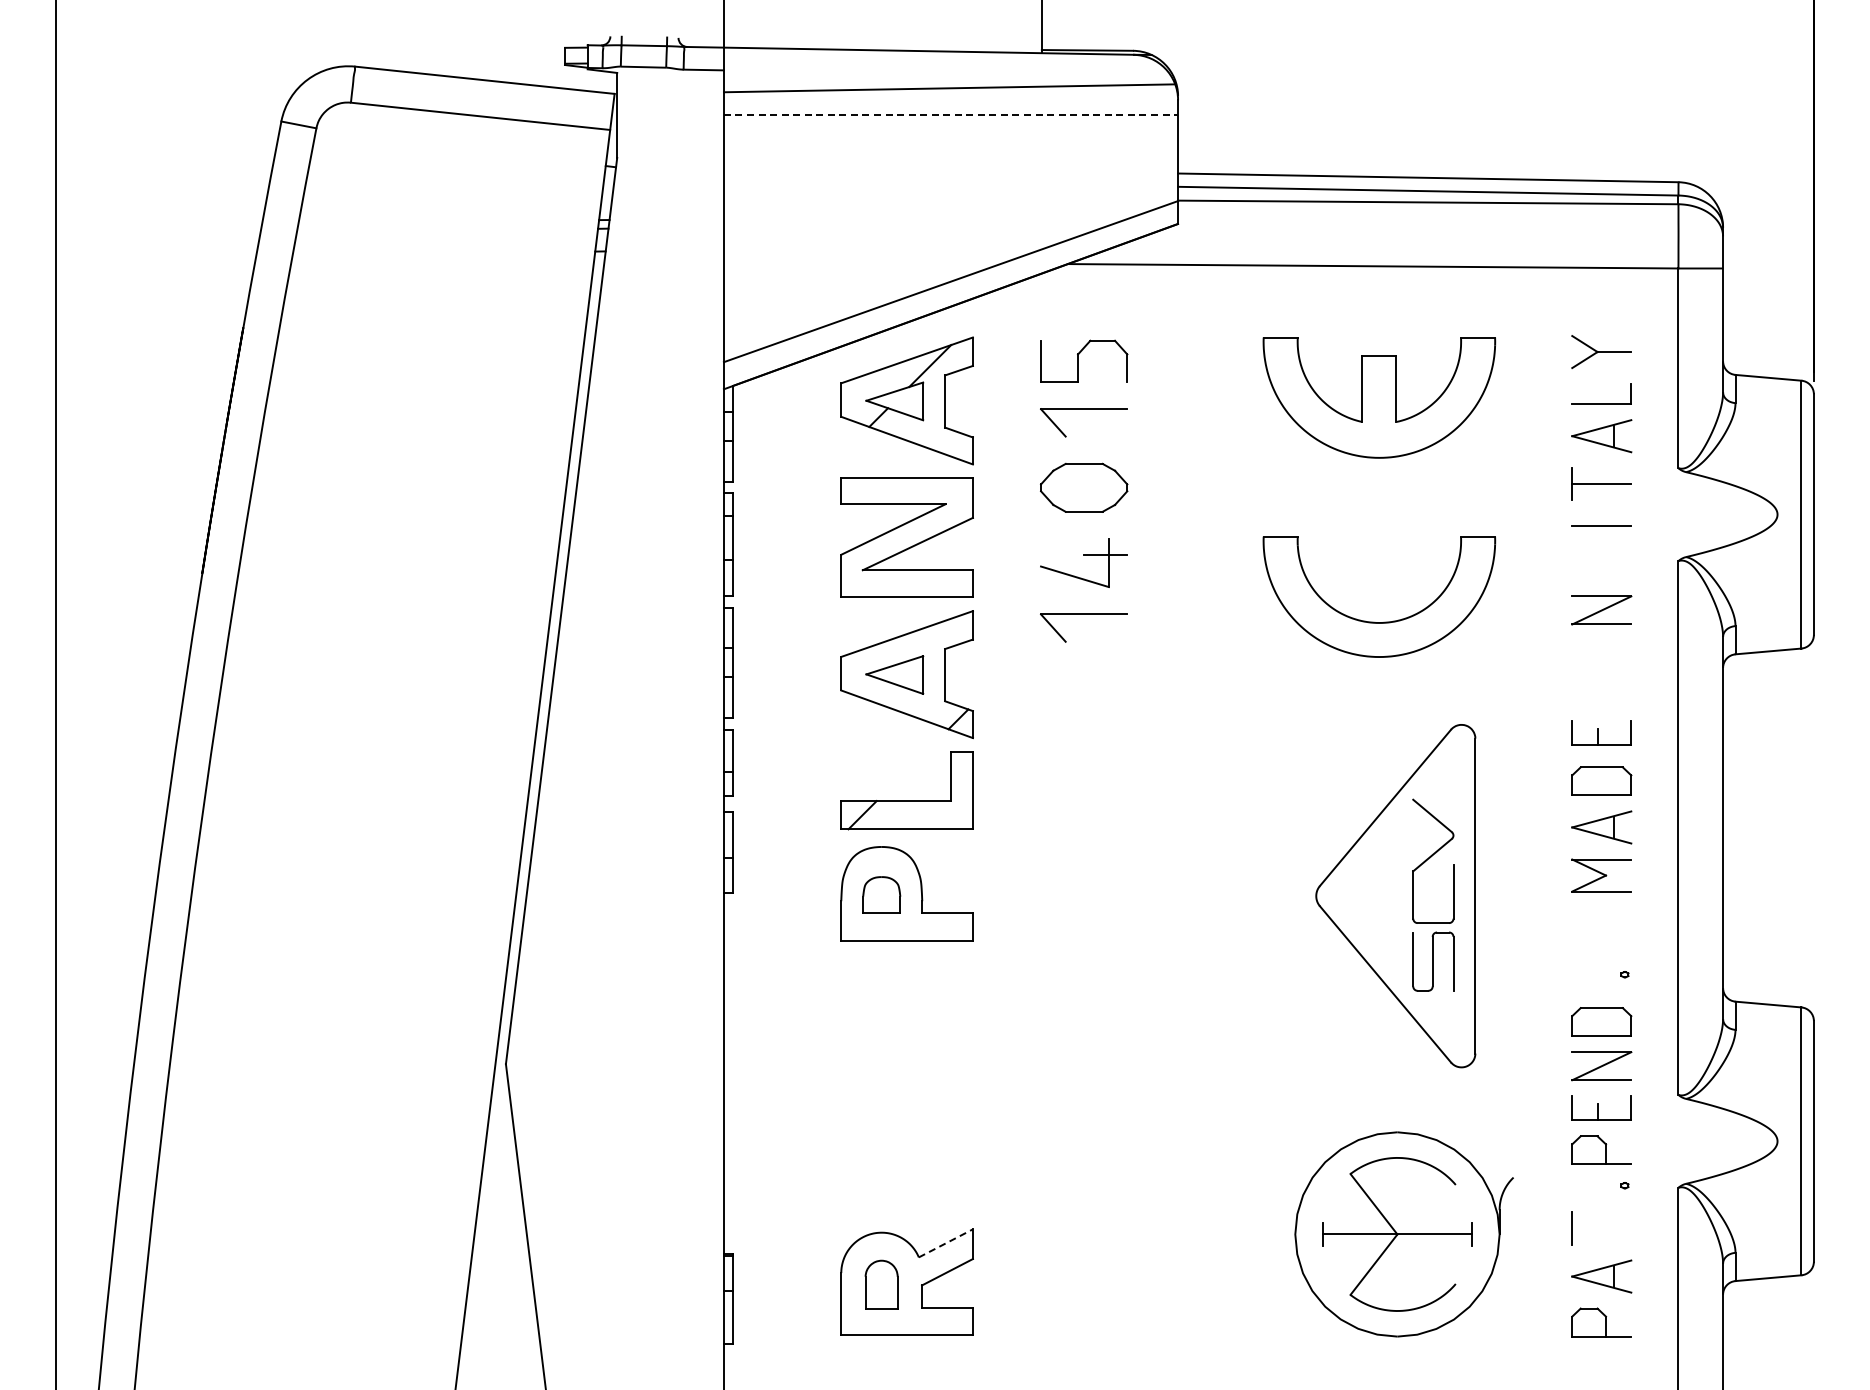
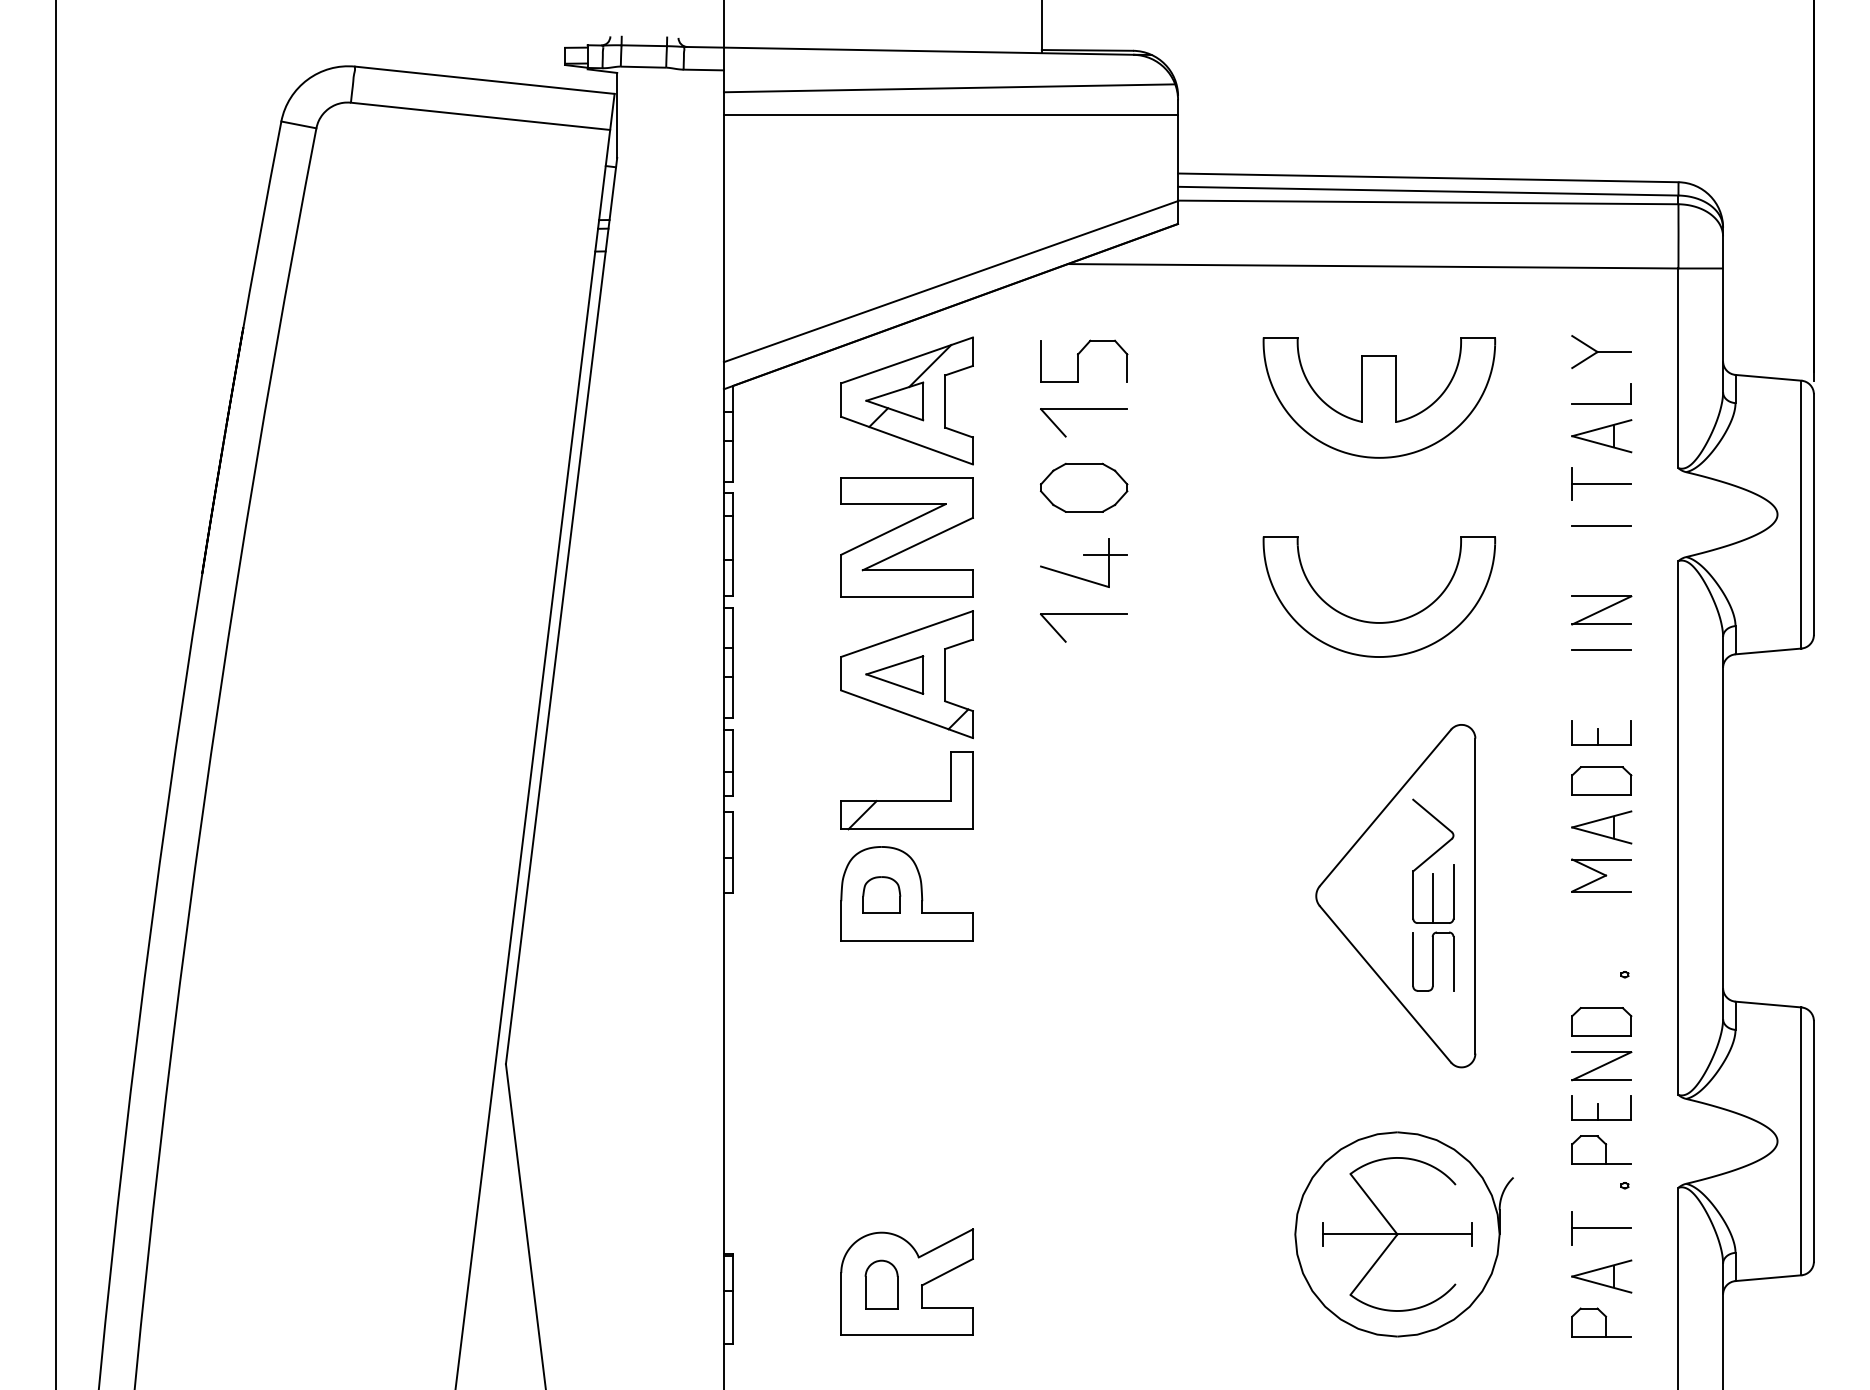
line: dashed -> solid (951, 114)
line: none -> present (1601, 649)
line: none -> present (1433, 898)
line: none -> present (1601, 1228)
line: dashed -> solid (946, 1243)
